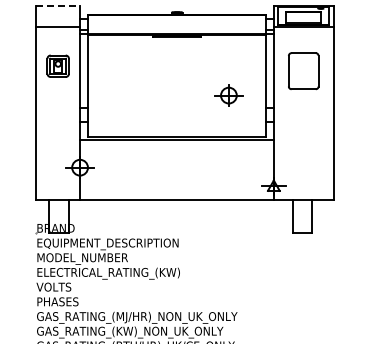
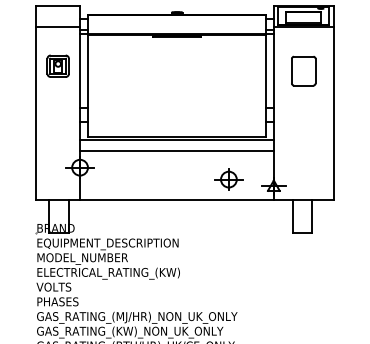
line: dashed -> solid (58, 6)
part size: 32x39 px -> 26x32 px (303, 70)
part position: (228, 95) -> (228, 179) (228, 179)
line: none -> present (176, 150)
